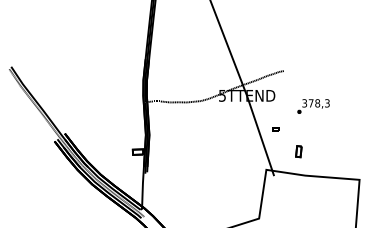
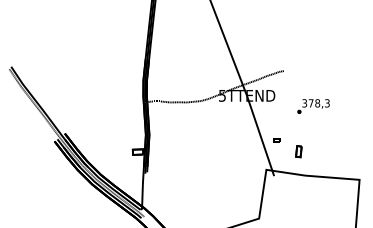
part position: (275, 129) -> (276, 140) (276, 140)
